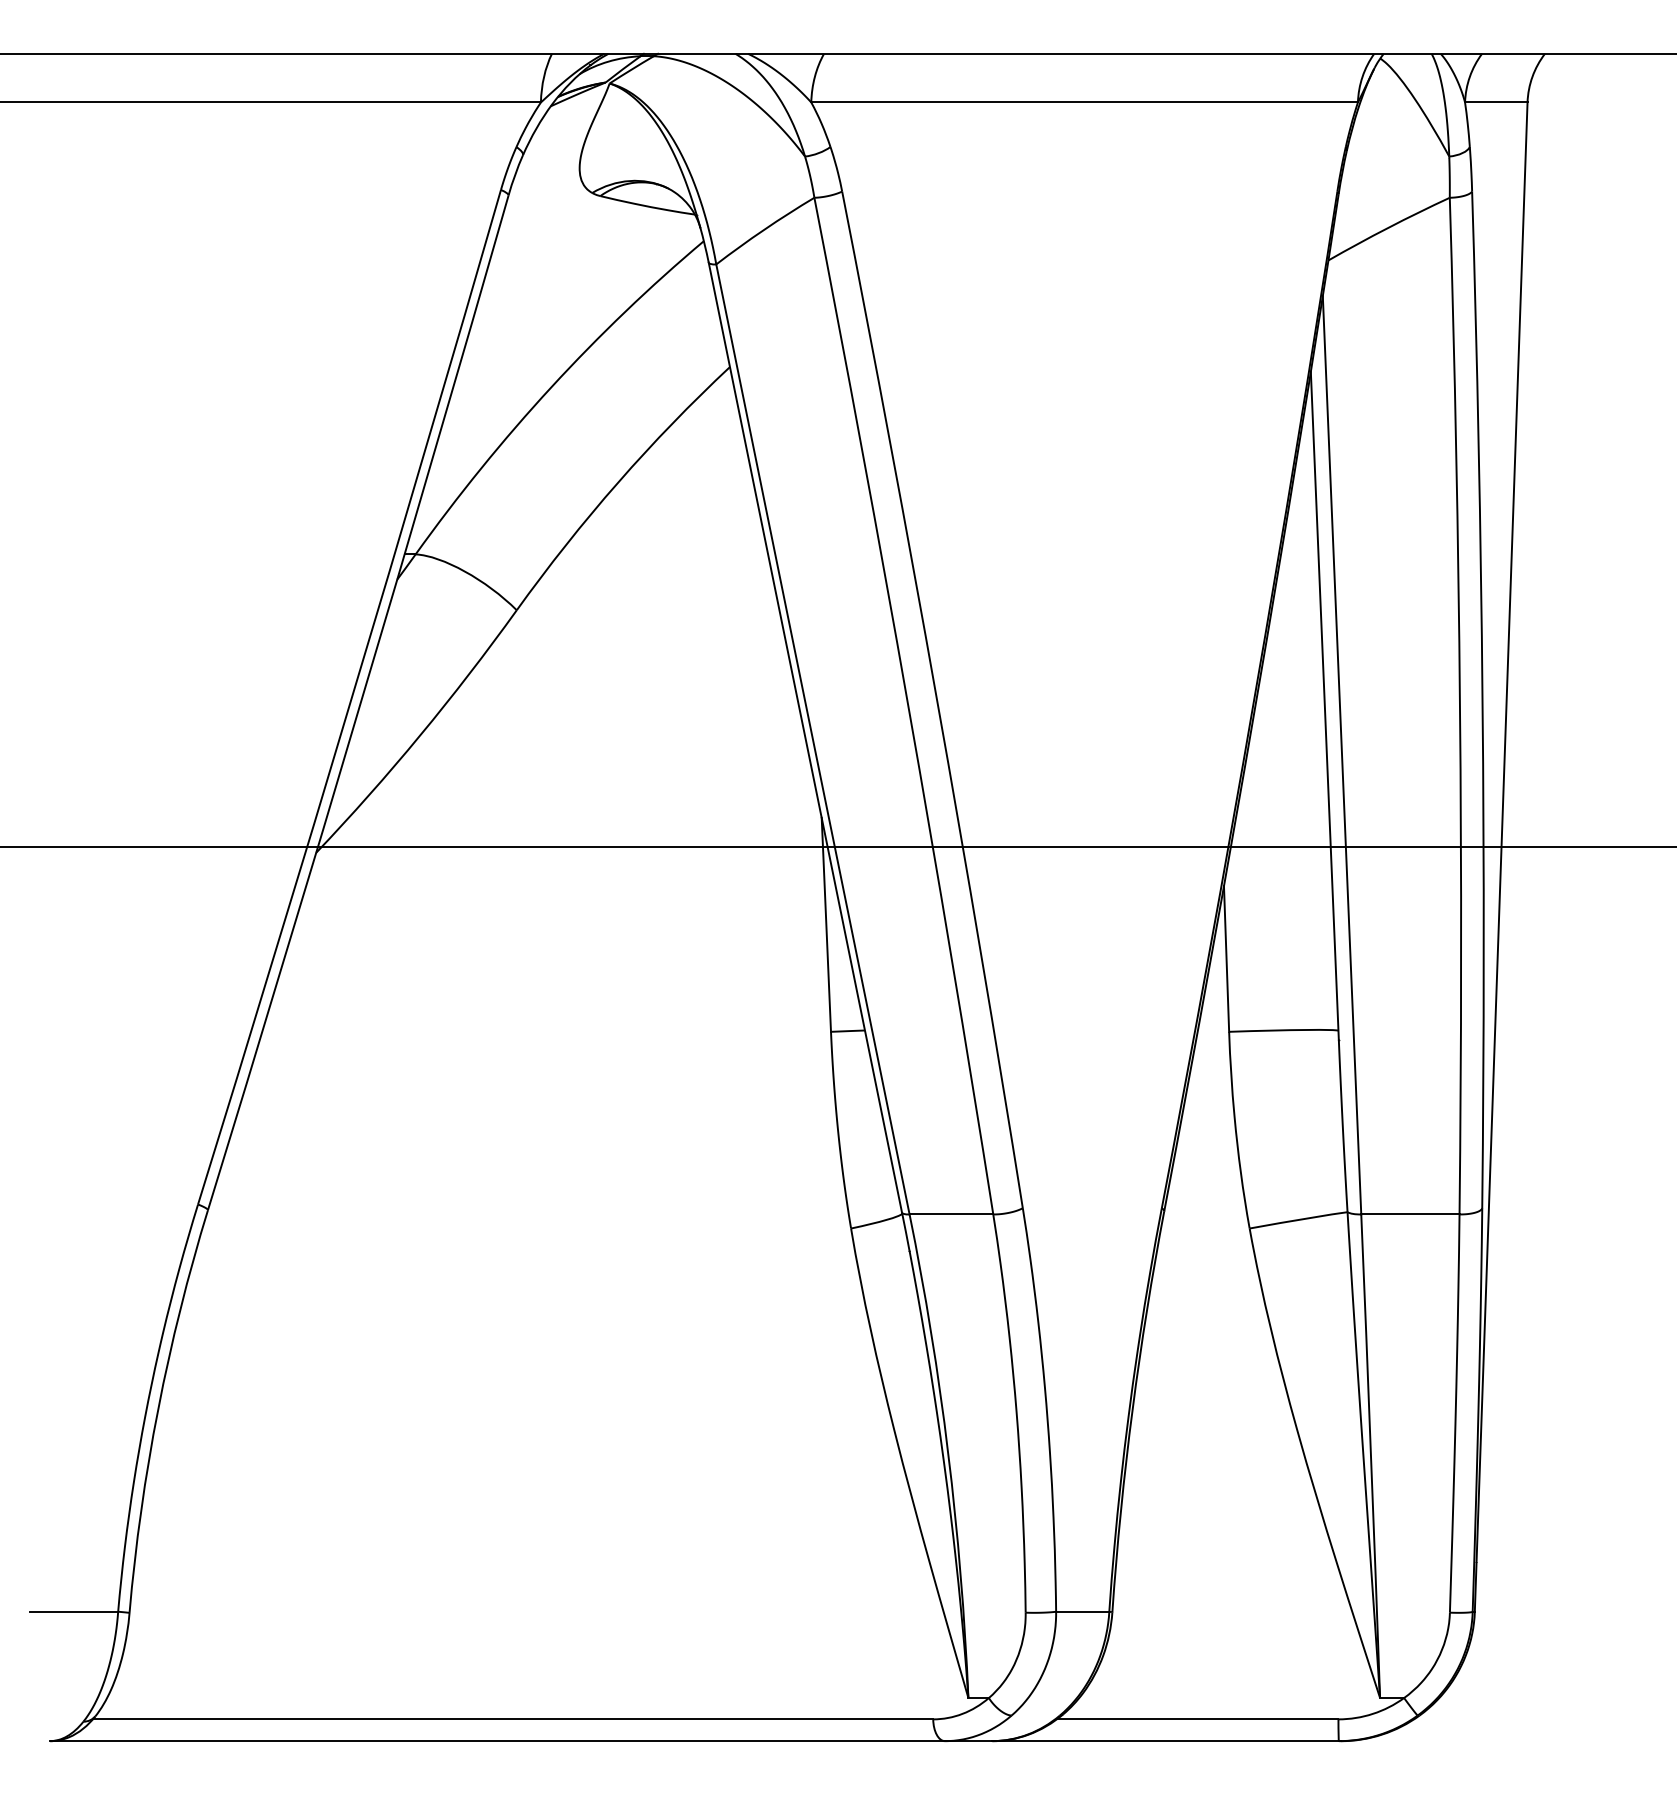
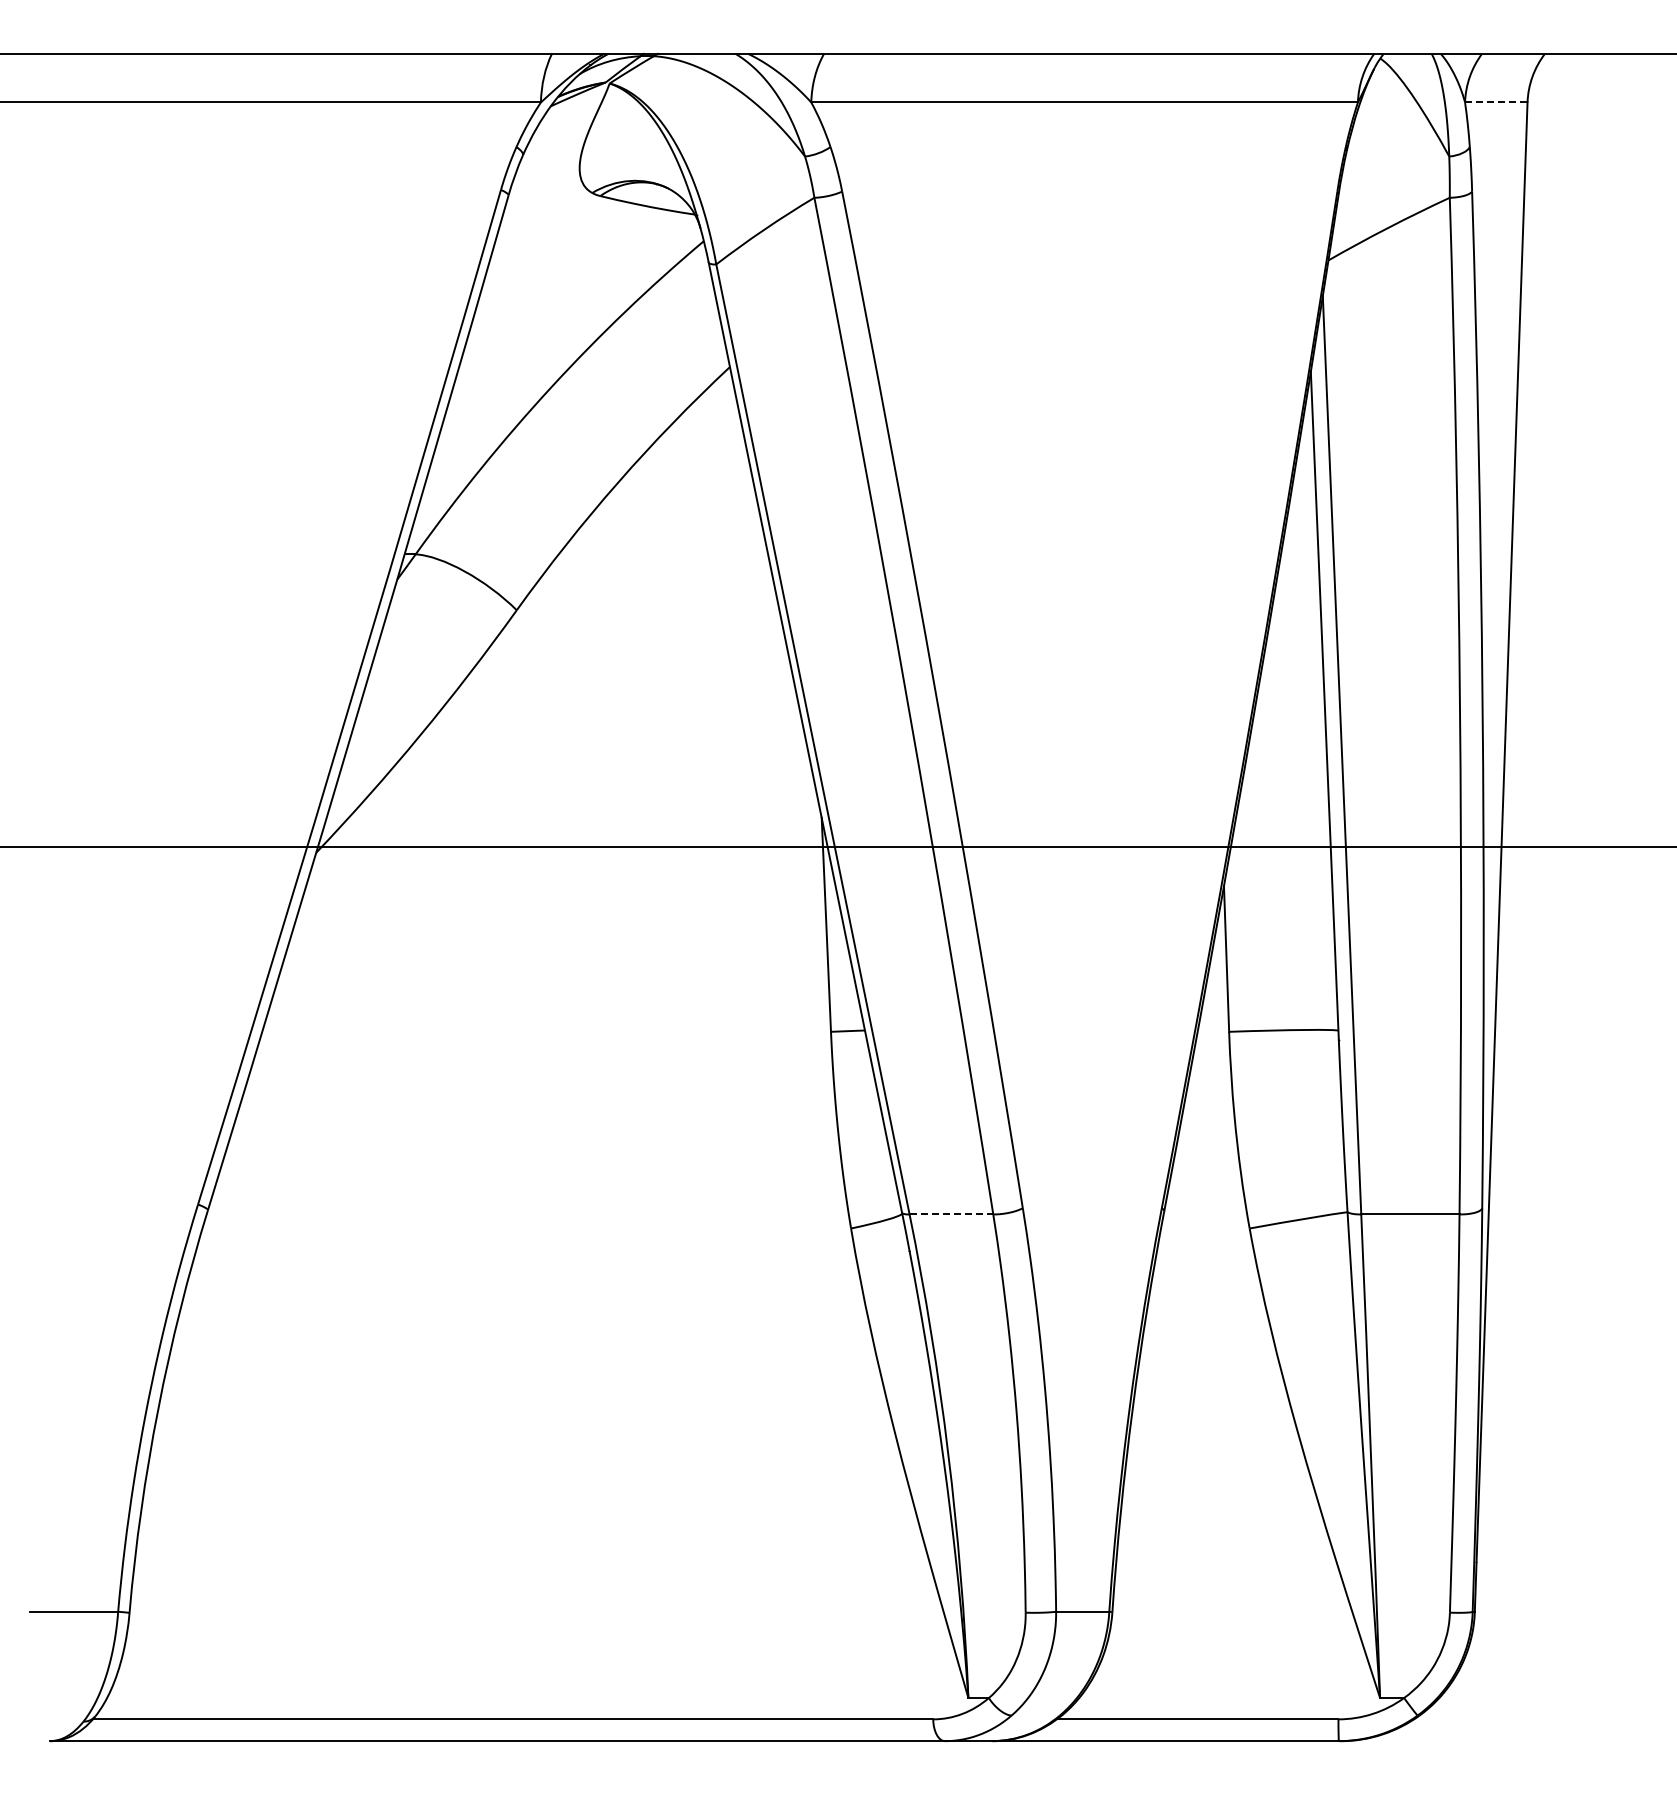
line: solid -> dashed (1496, 102)
line: solid -> dashed (951, 1214)
